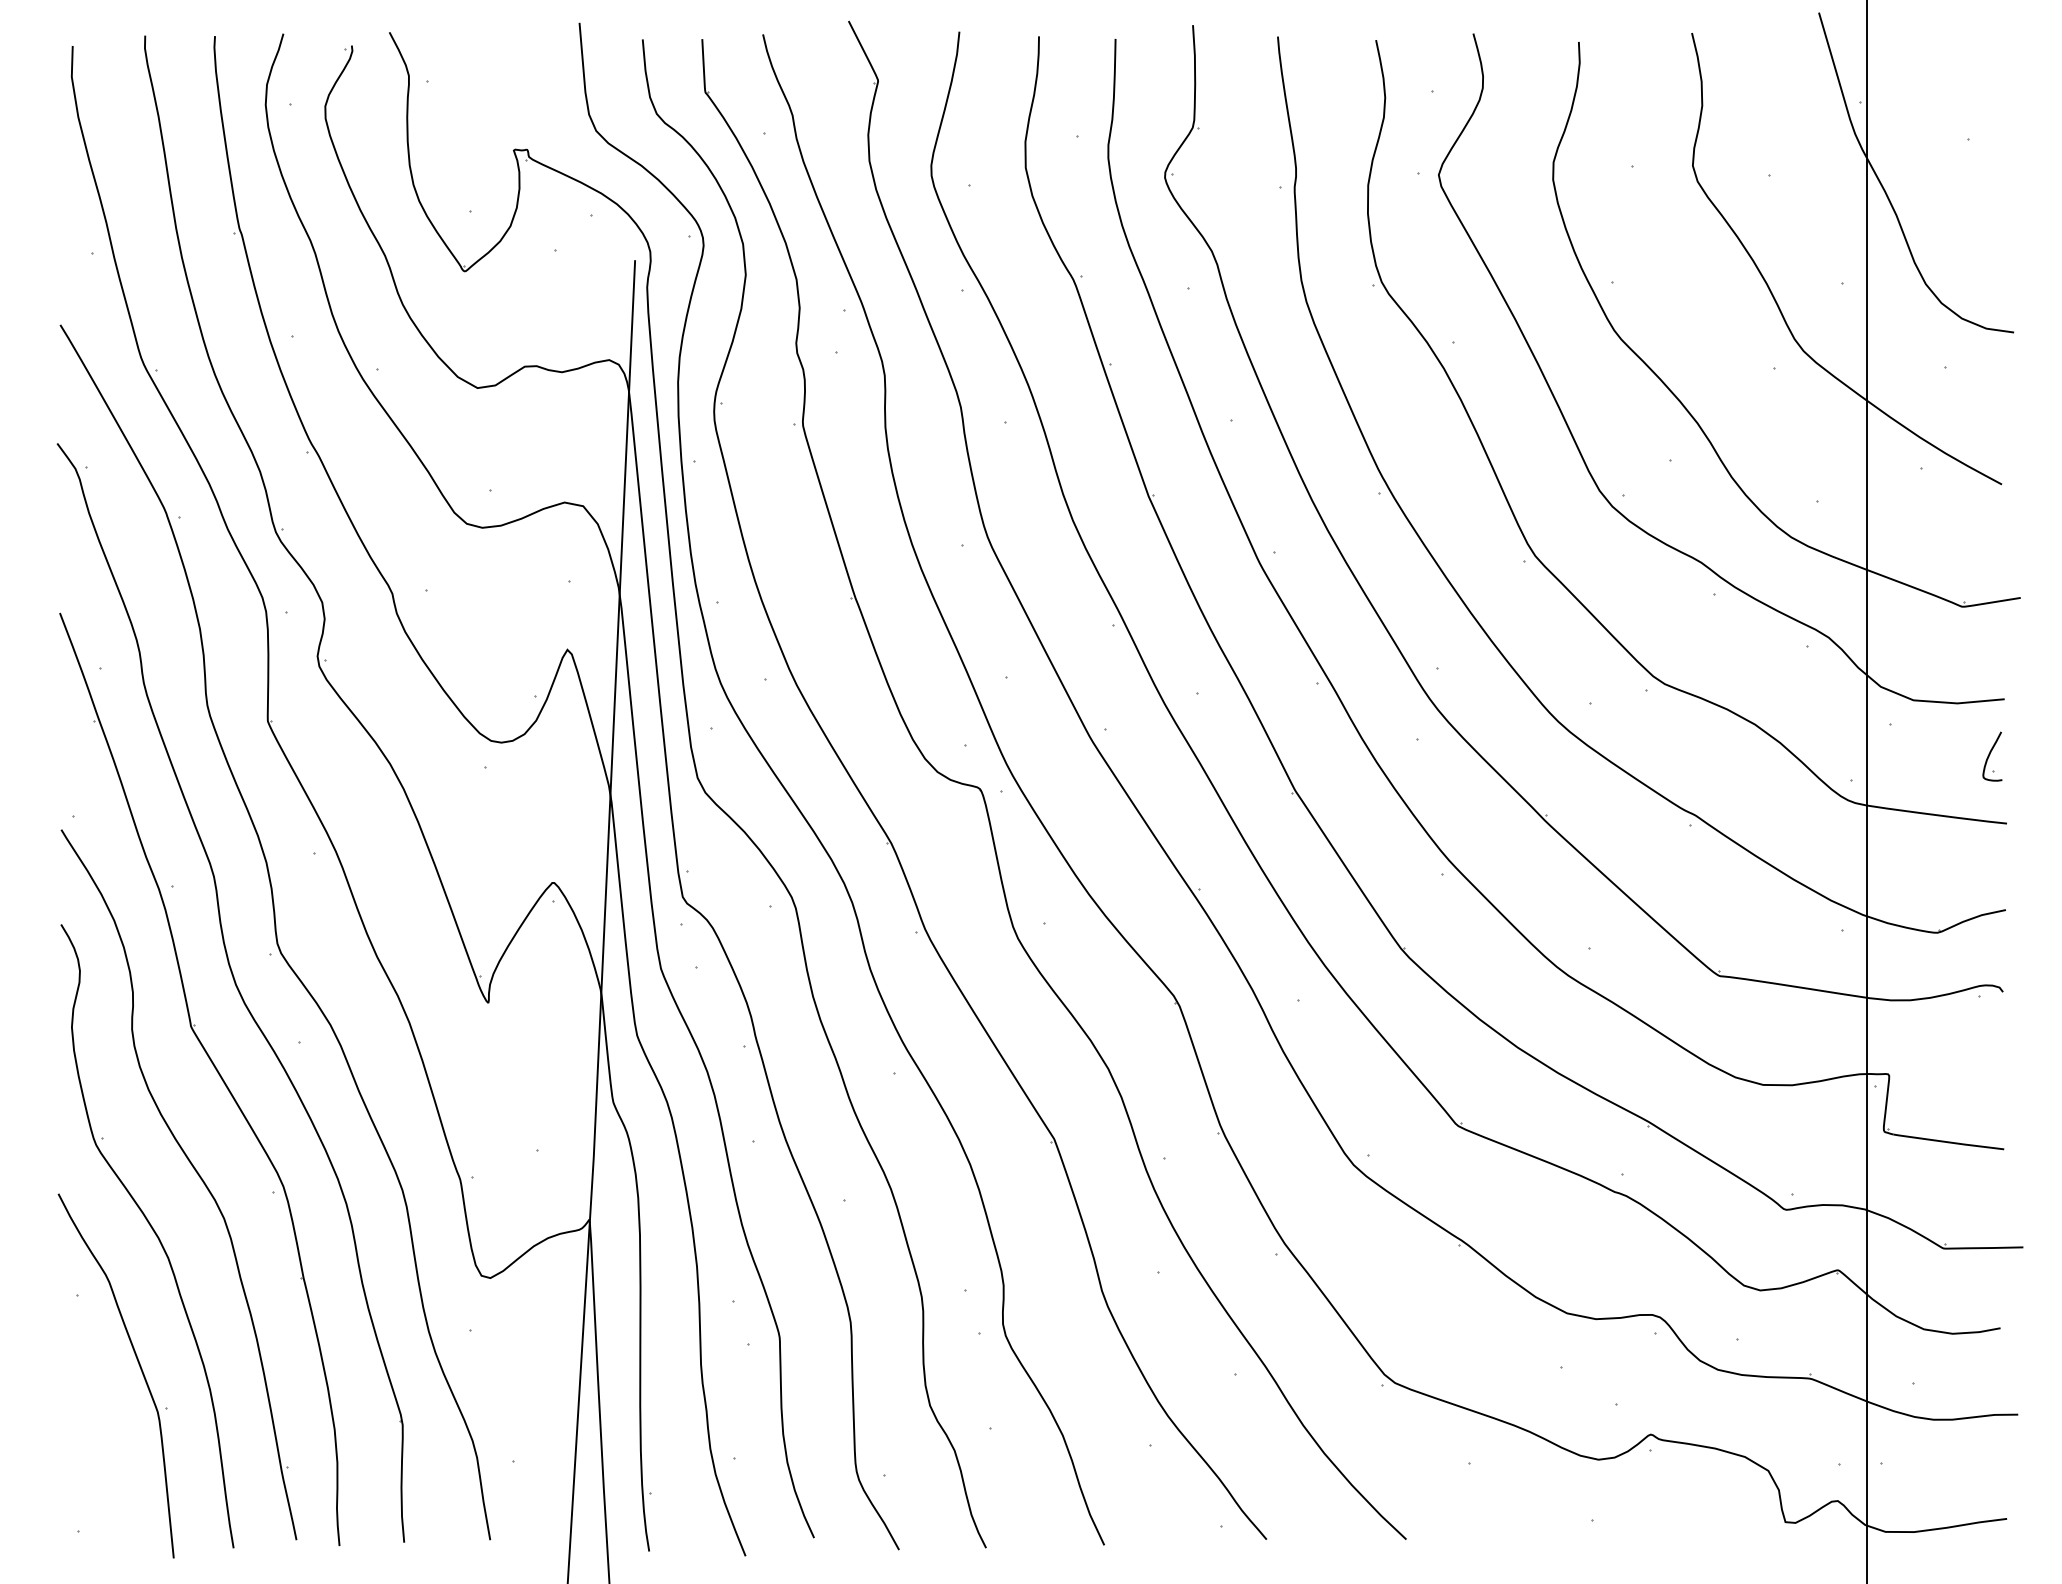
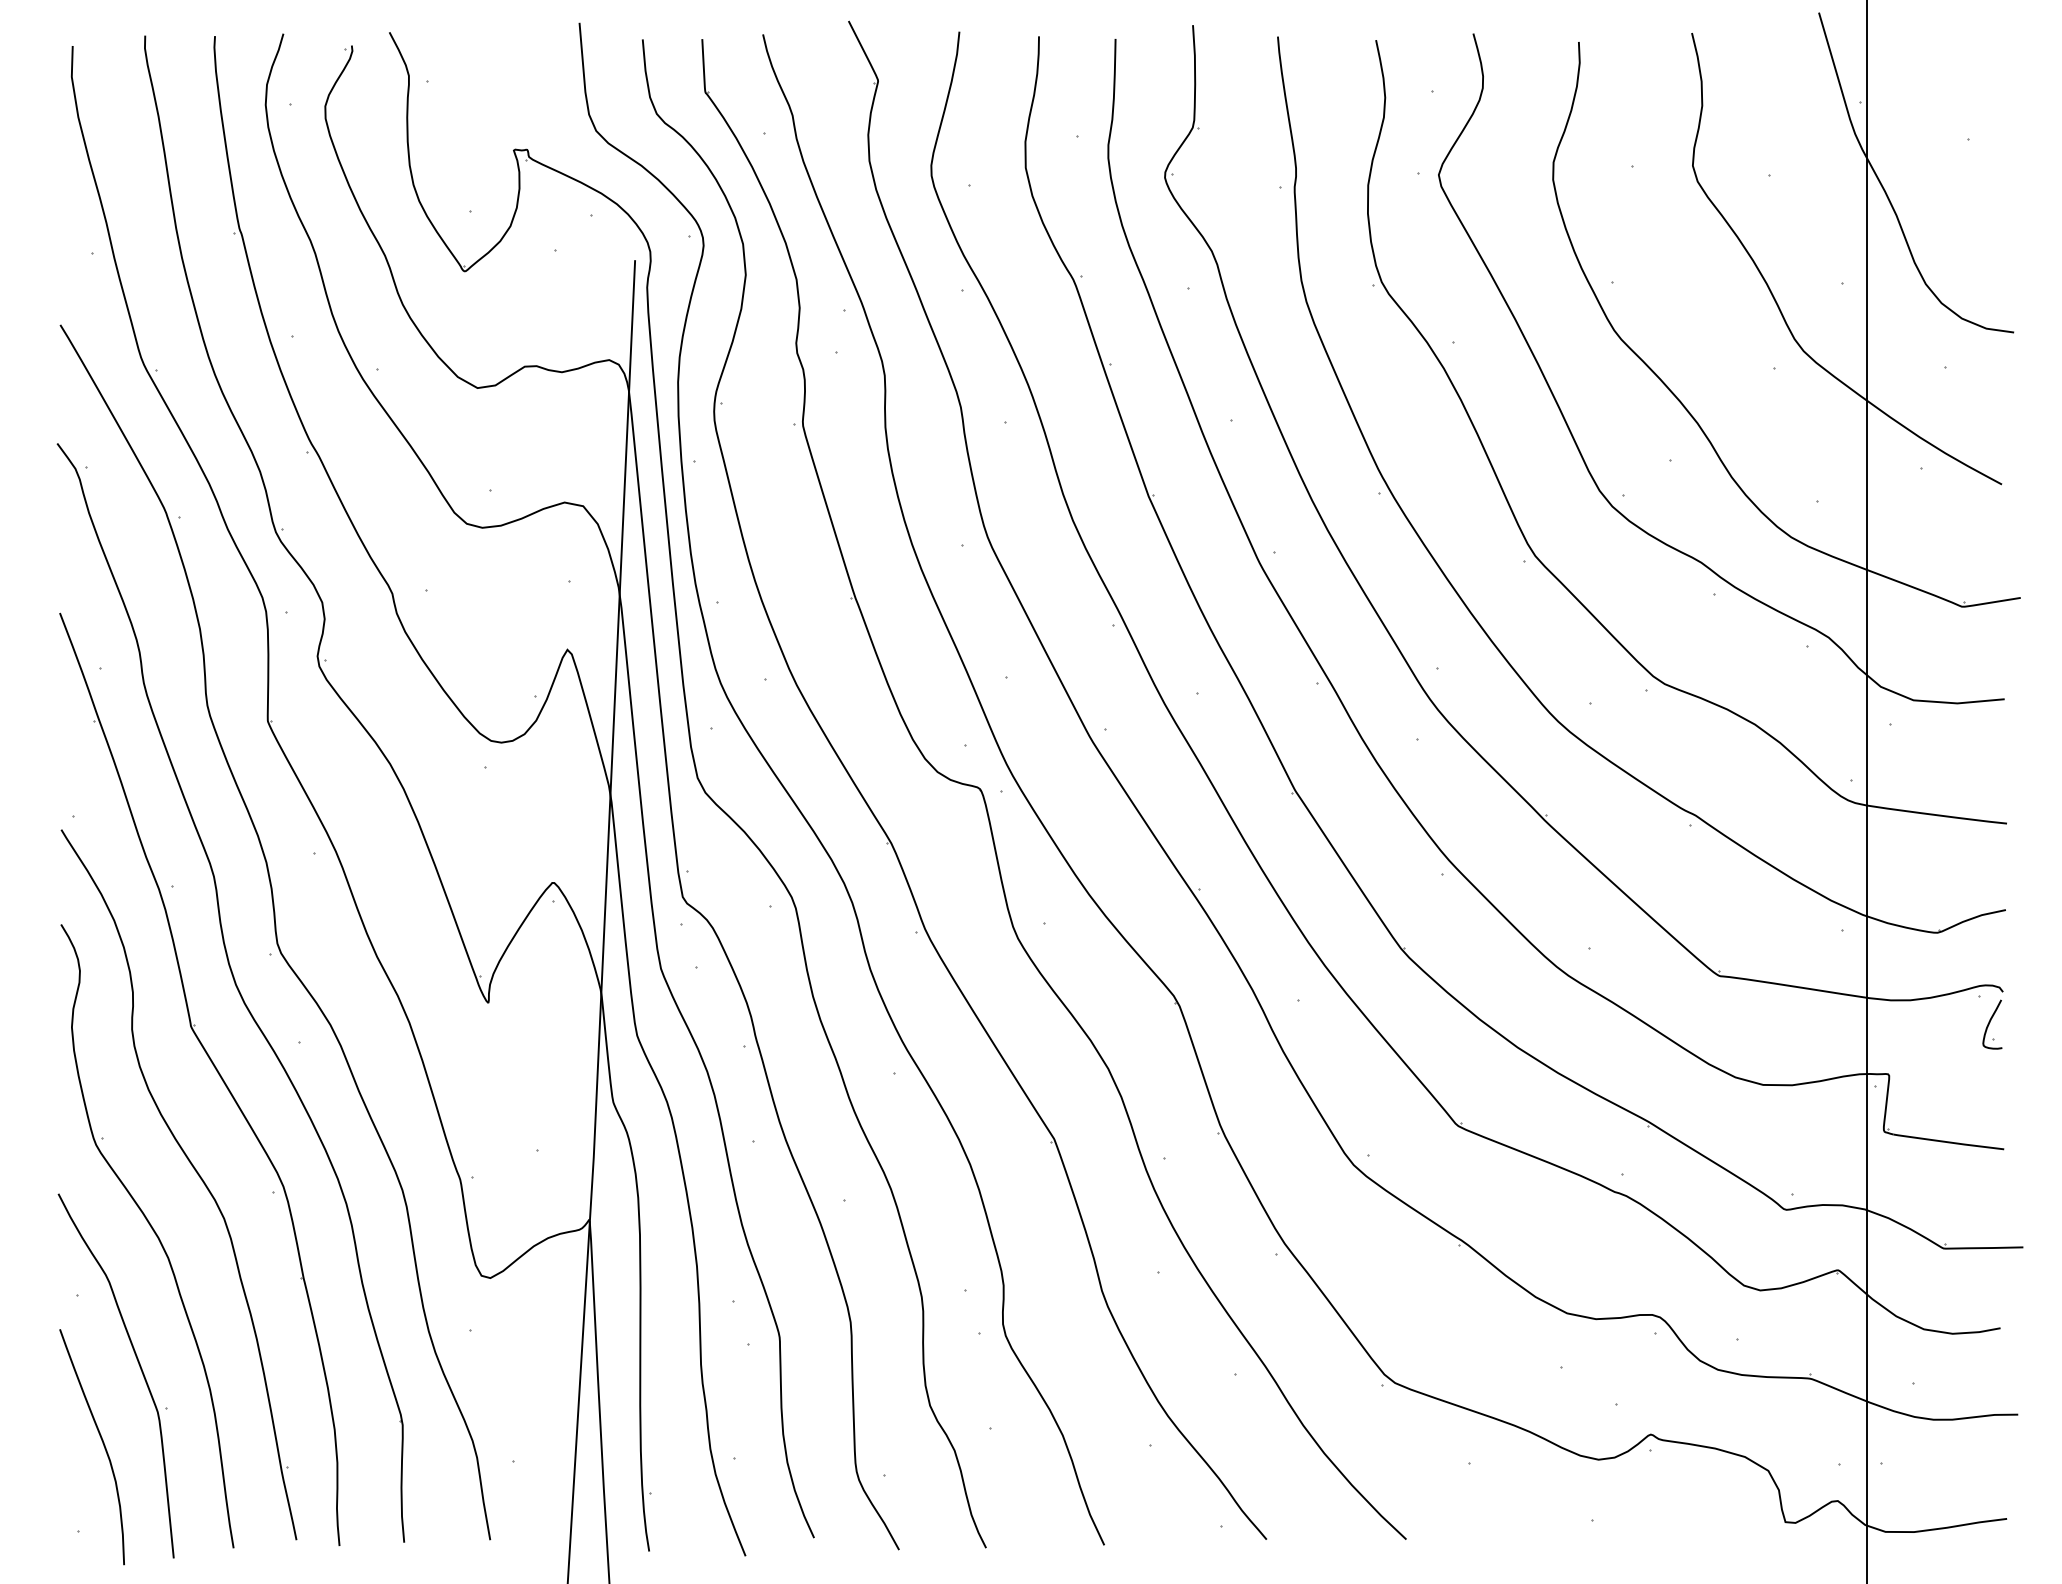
part position: (1992, 756) -> (1992, 1024) (1992, 1024)
curve: none -> present (102, 1443)
